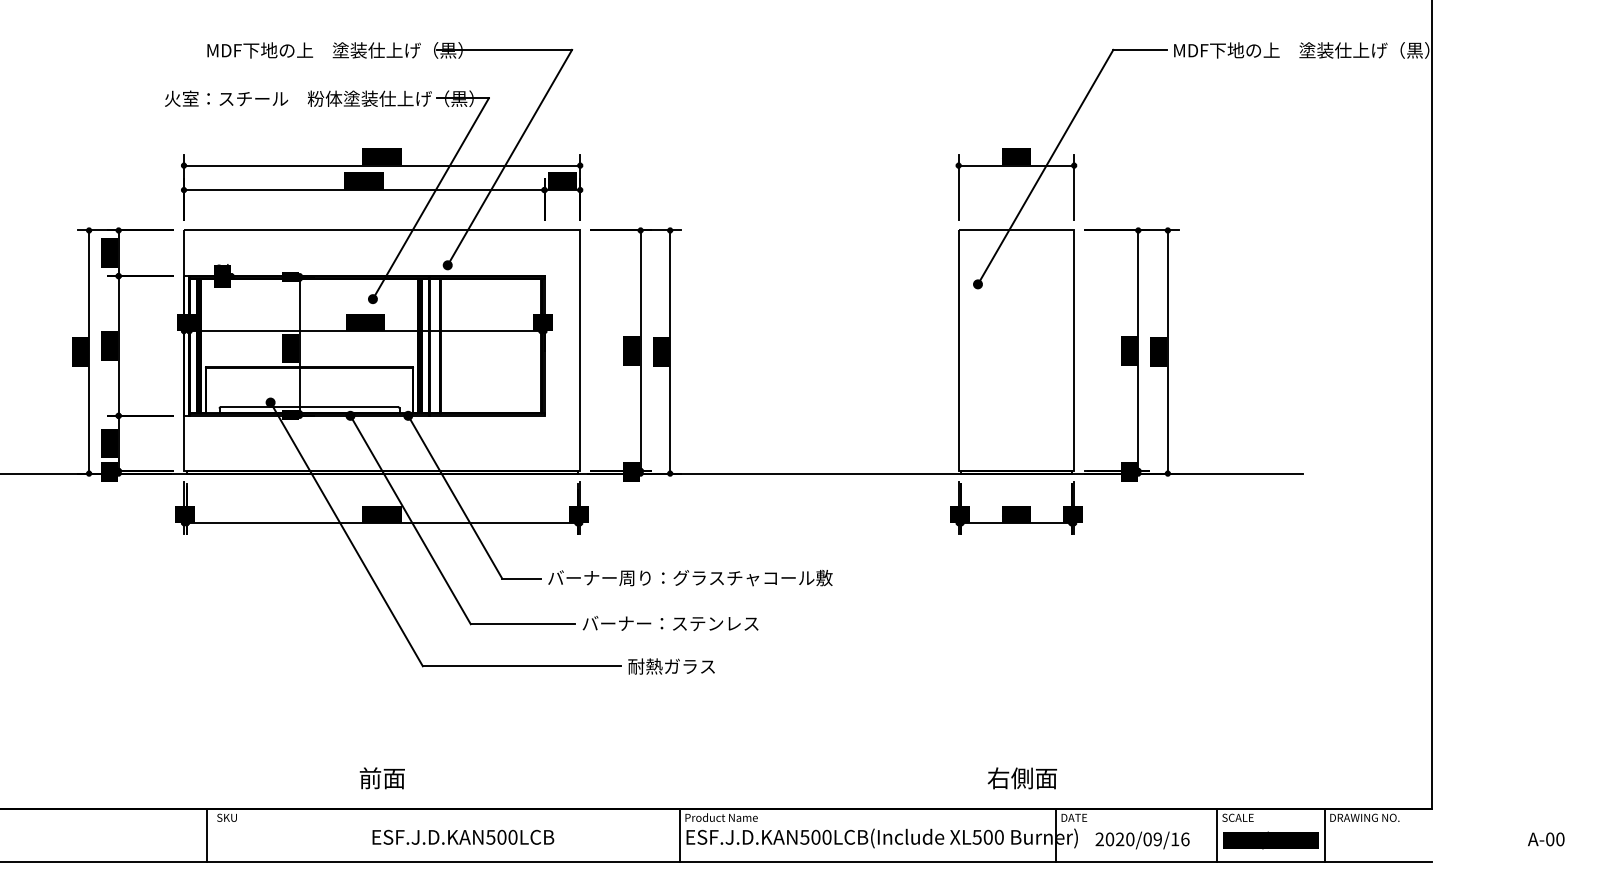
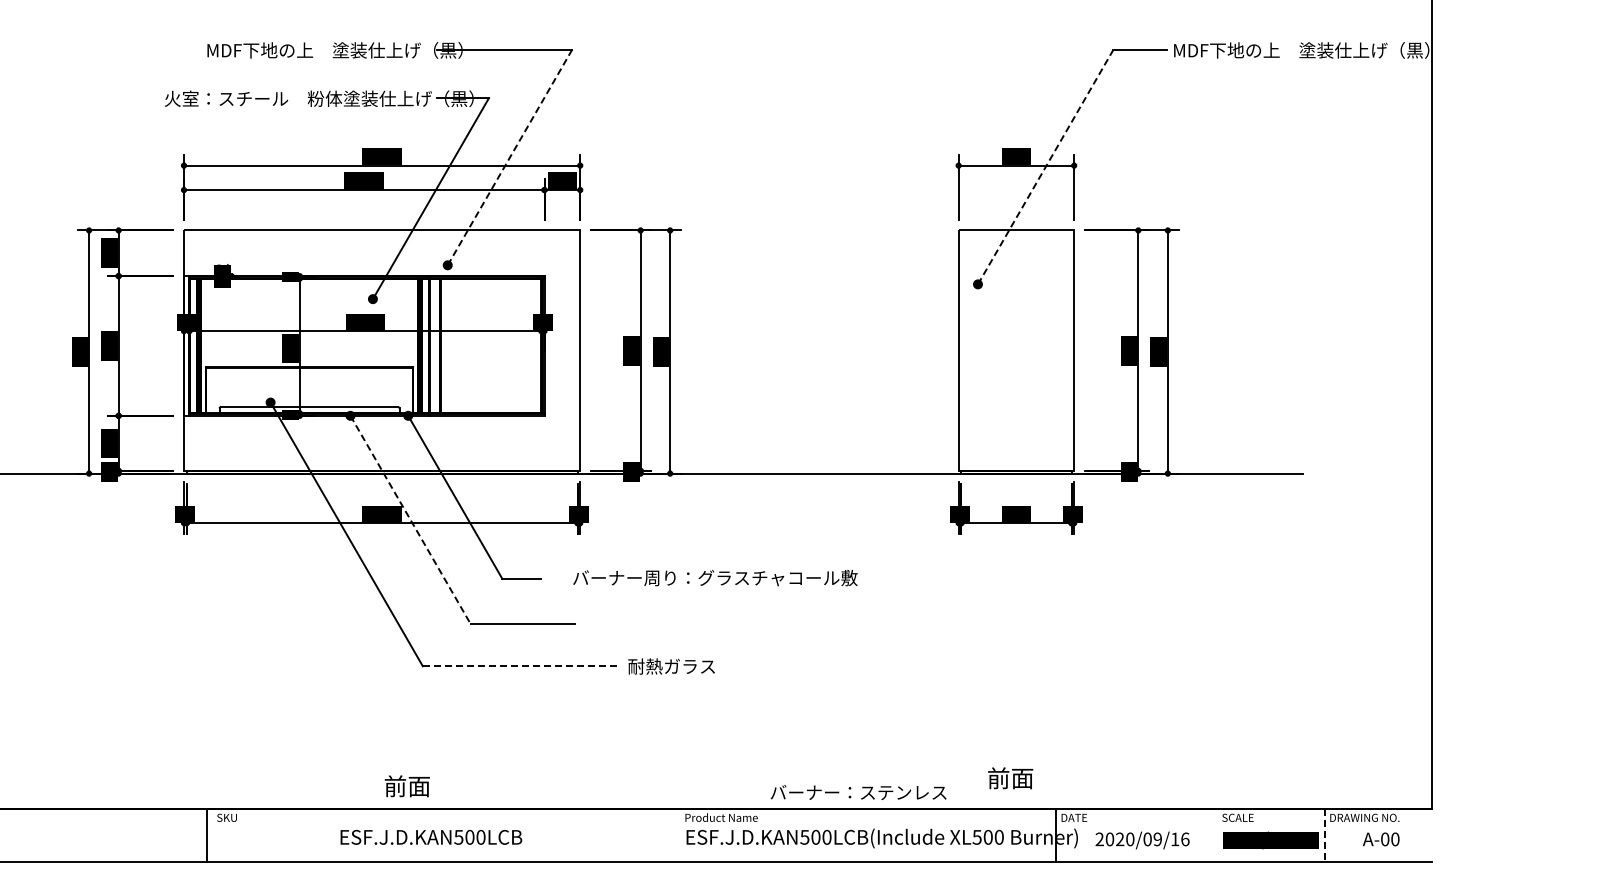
line: solid -> dashed (510, 157)
line: solid -> dashed (1045, 166)
line: solid -> dashed (410, 520)
text position: (690, 577) -> (715, 577) (715, 577)
text position: (670, 623) -> (858, 792) (858, 792)
line: solid -> dashed (522, 666)
text position: (381, 778) -> (406, 786) (406, 786)
text: 右側面 -> 前面 (1022, 778)
line: present -> none (680, 835)
line: present -> none (1217, 835)
line: solid -> dashed (1324, 835)
text position: (463, 836) -> (431, 836) (431, 836)
text position: (1546, 839) -> (1381, 839) (1381, 839)
